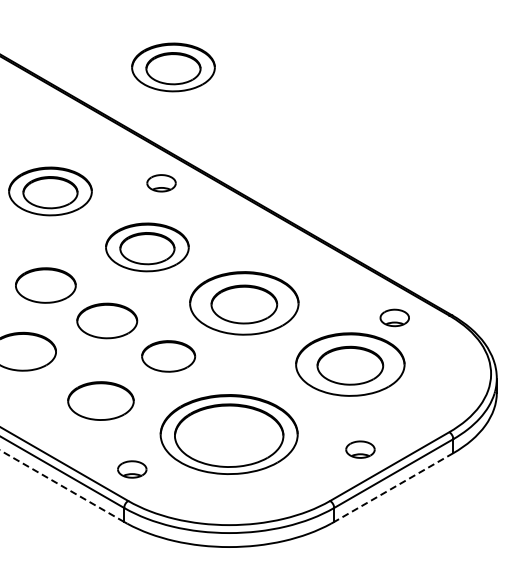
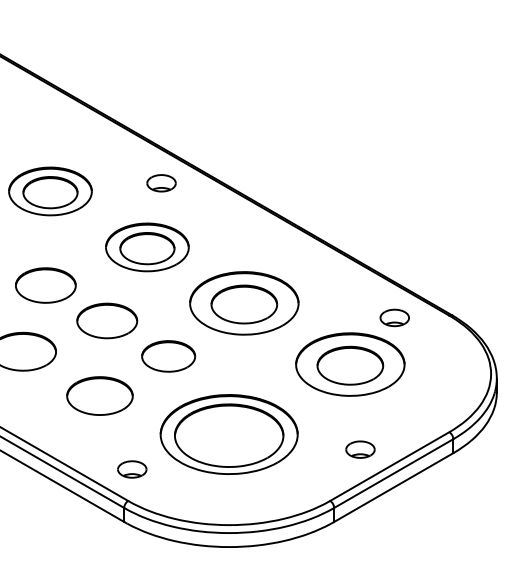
part: present -> none (173, 67)
part position: (100, 400) -> (99, 395) (99, 395)
line: dashed -> solid (61, 485)
line: dashed -> solid (393, 487)
